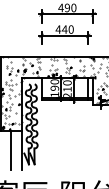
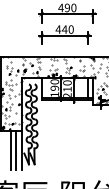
line: none -> present (16, 150)
